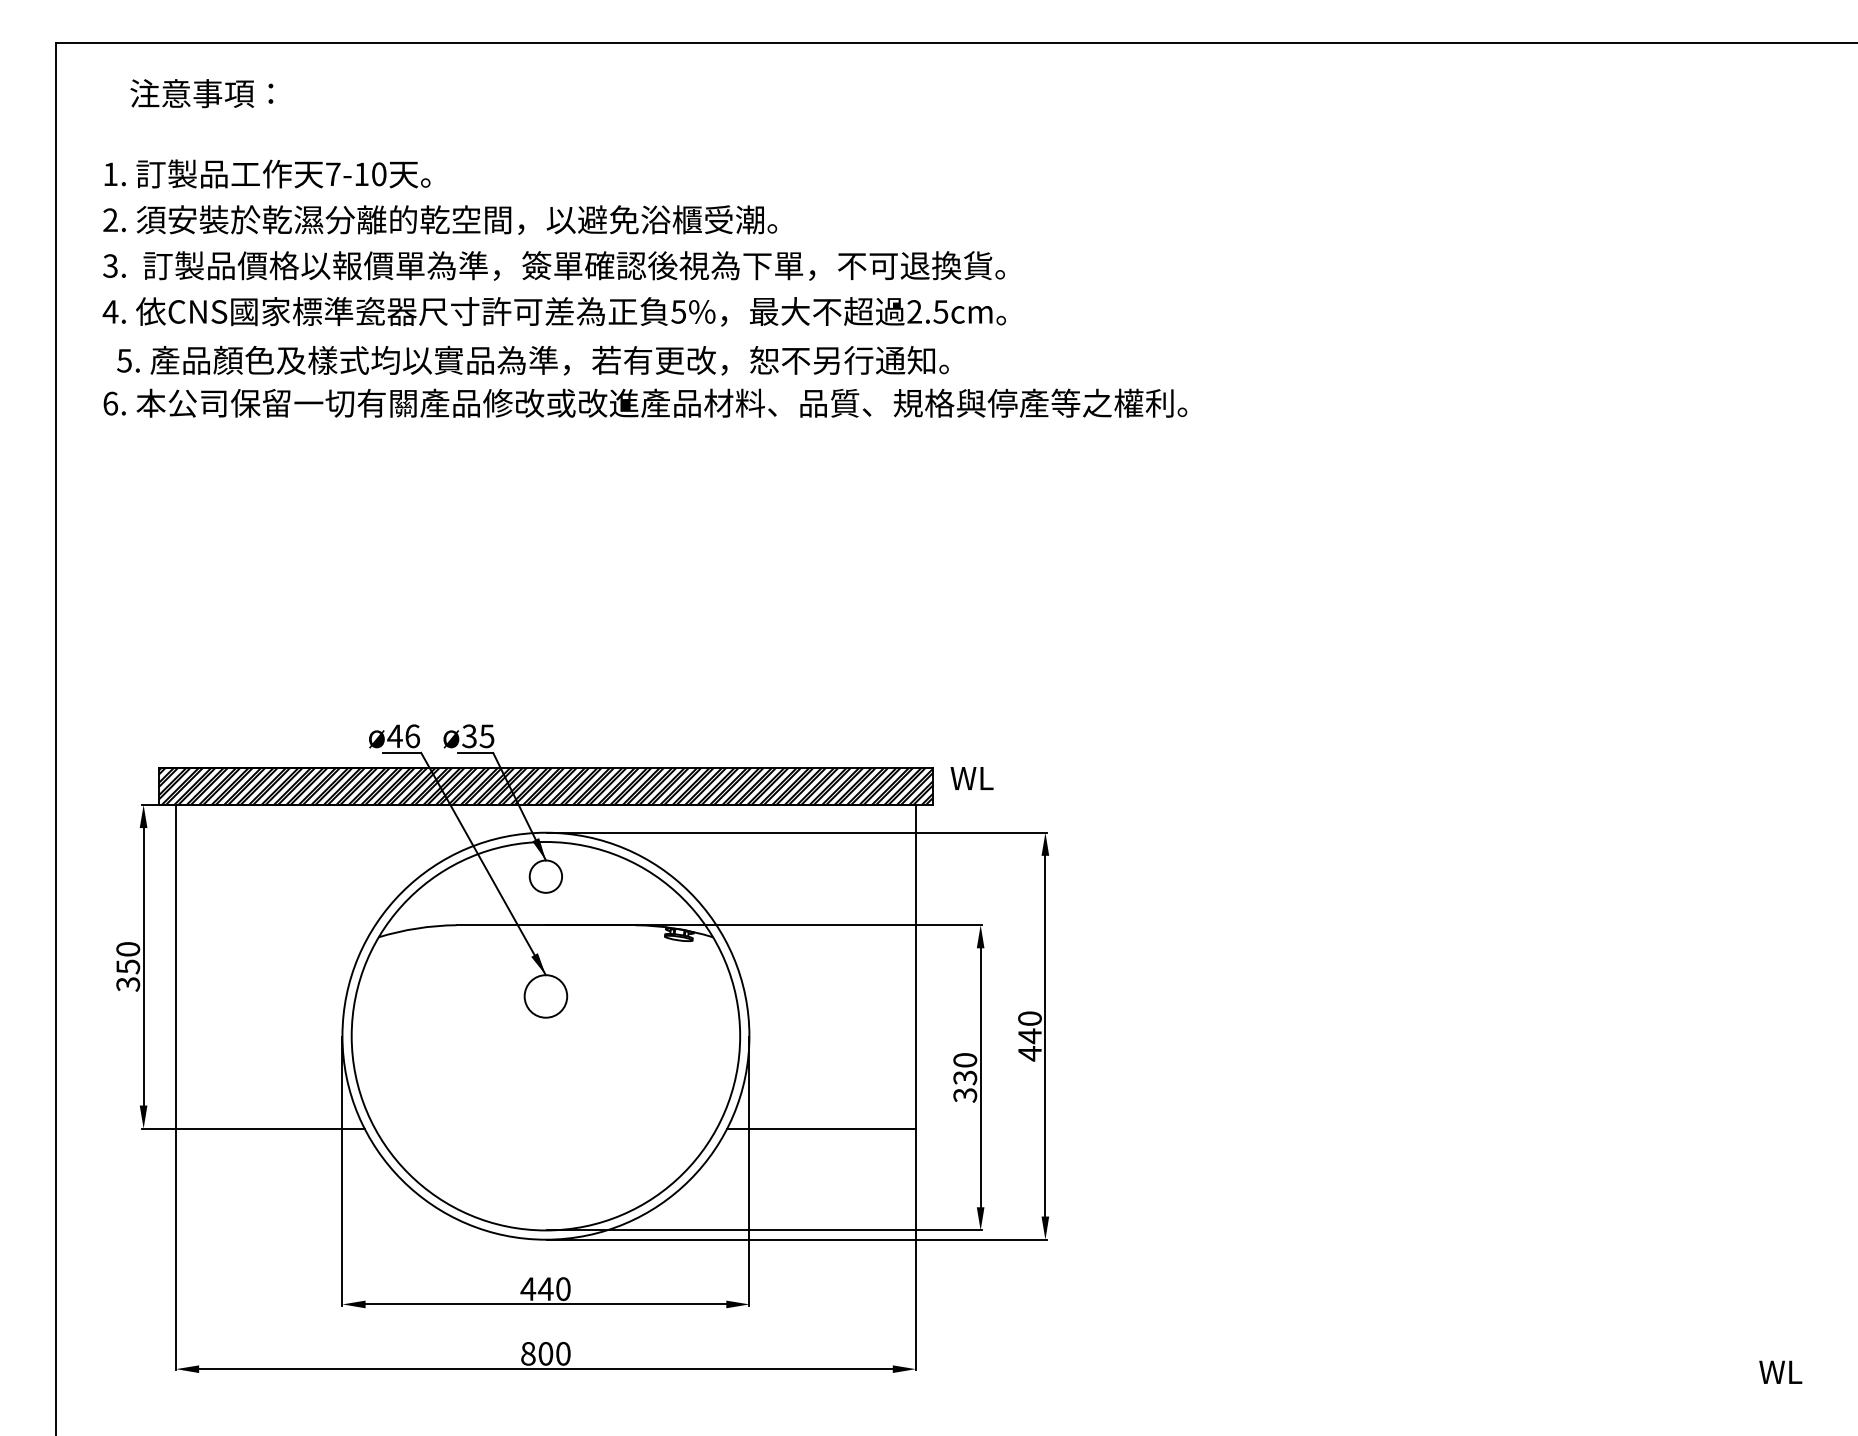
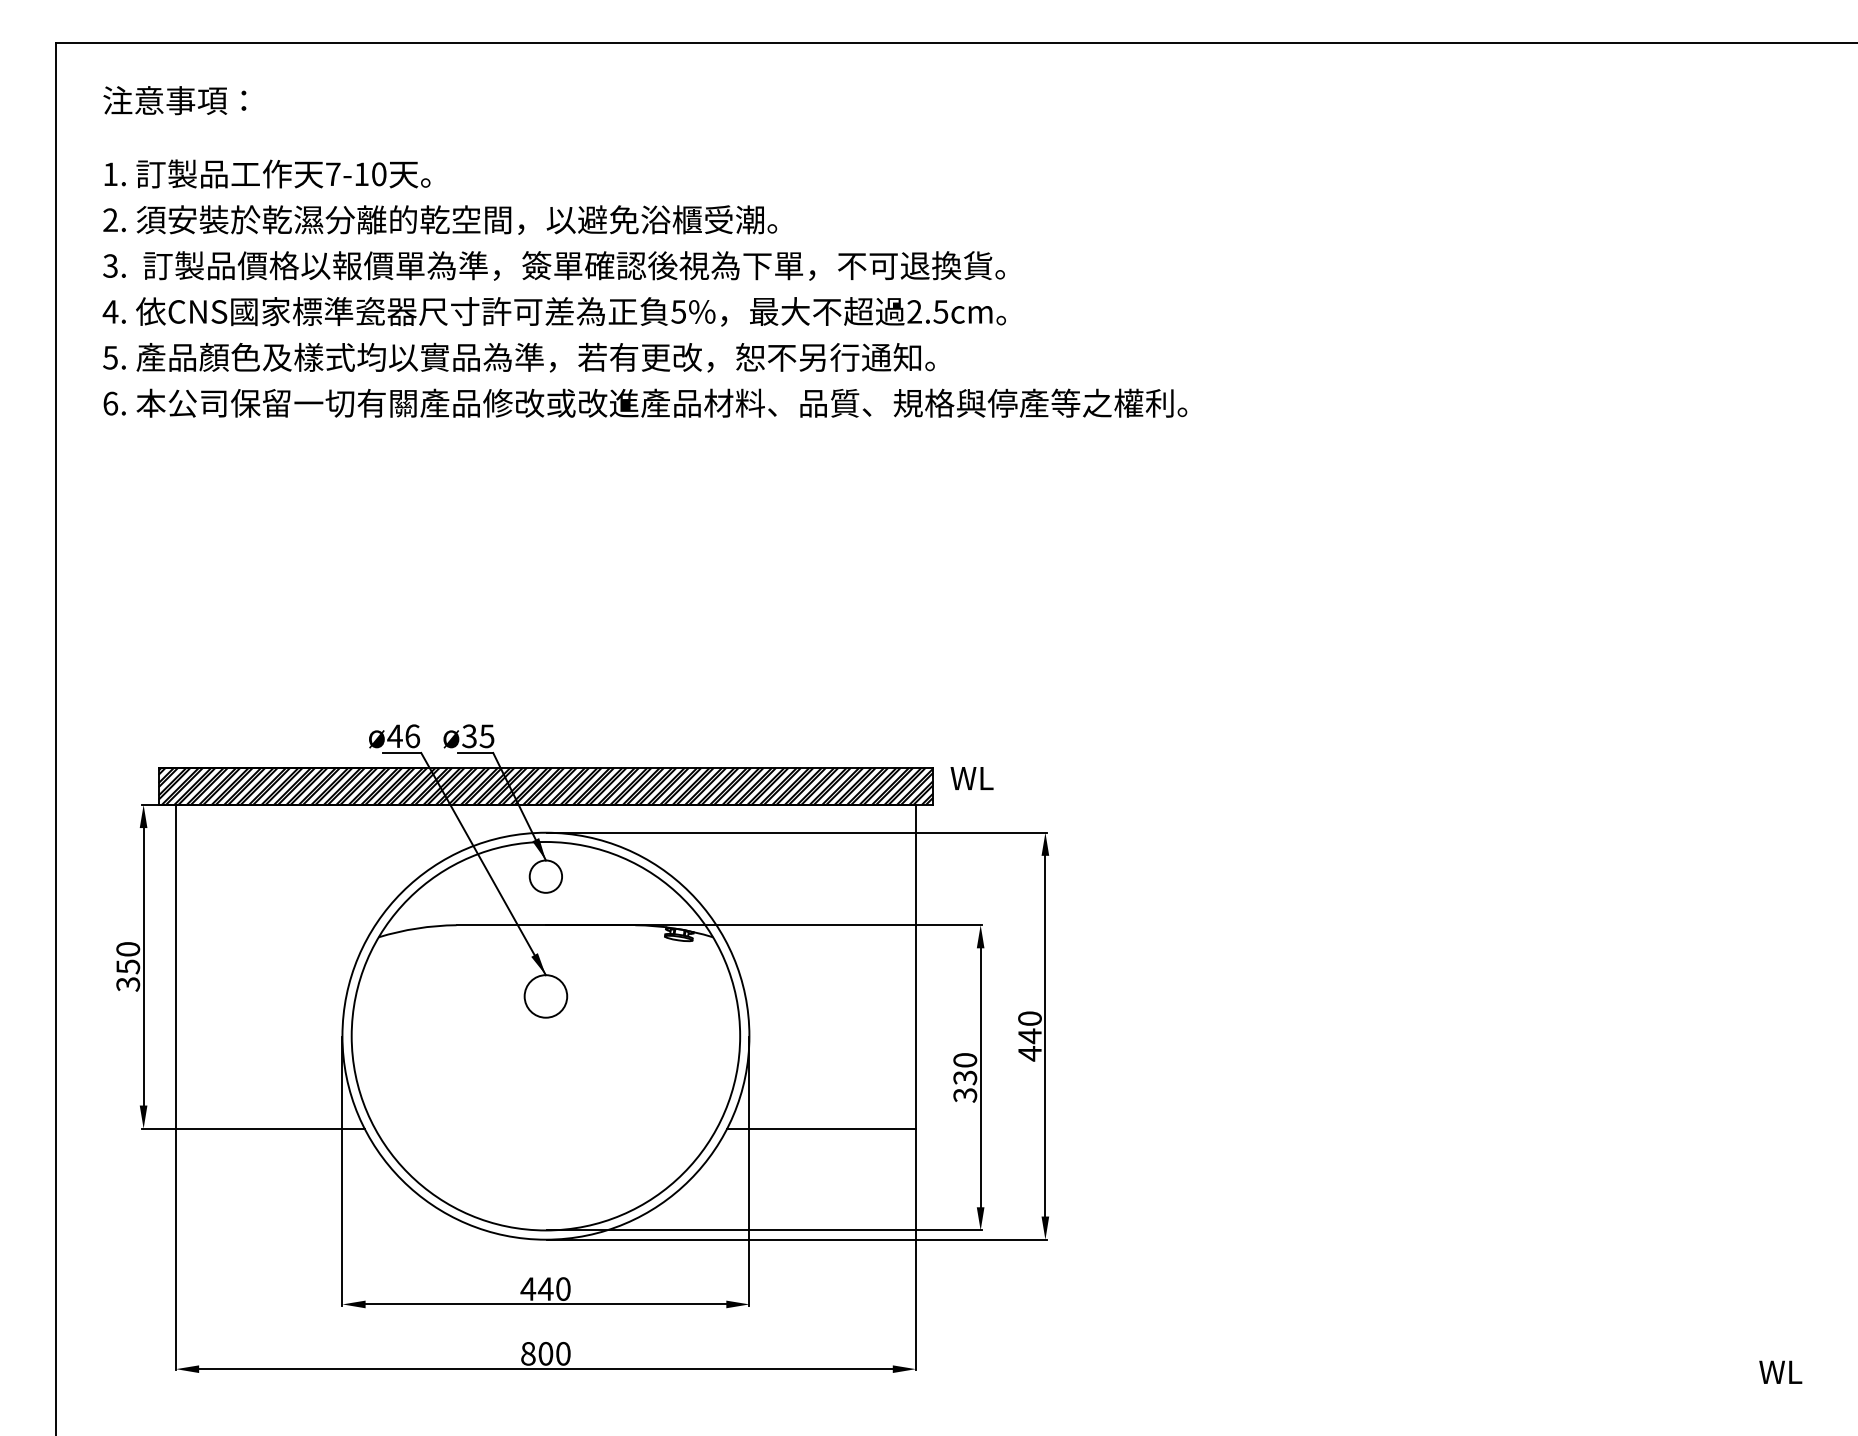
text position: (201, 93) -> (174, 100) (174, 100)
text position: (532, 360) -> (518, 357) (518, 357)
